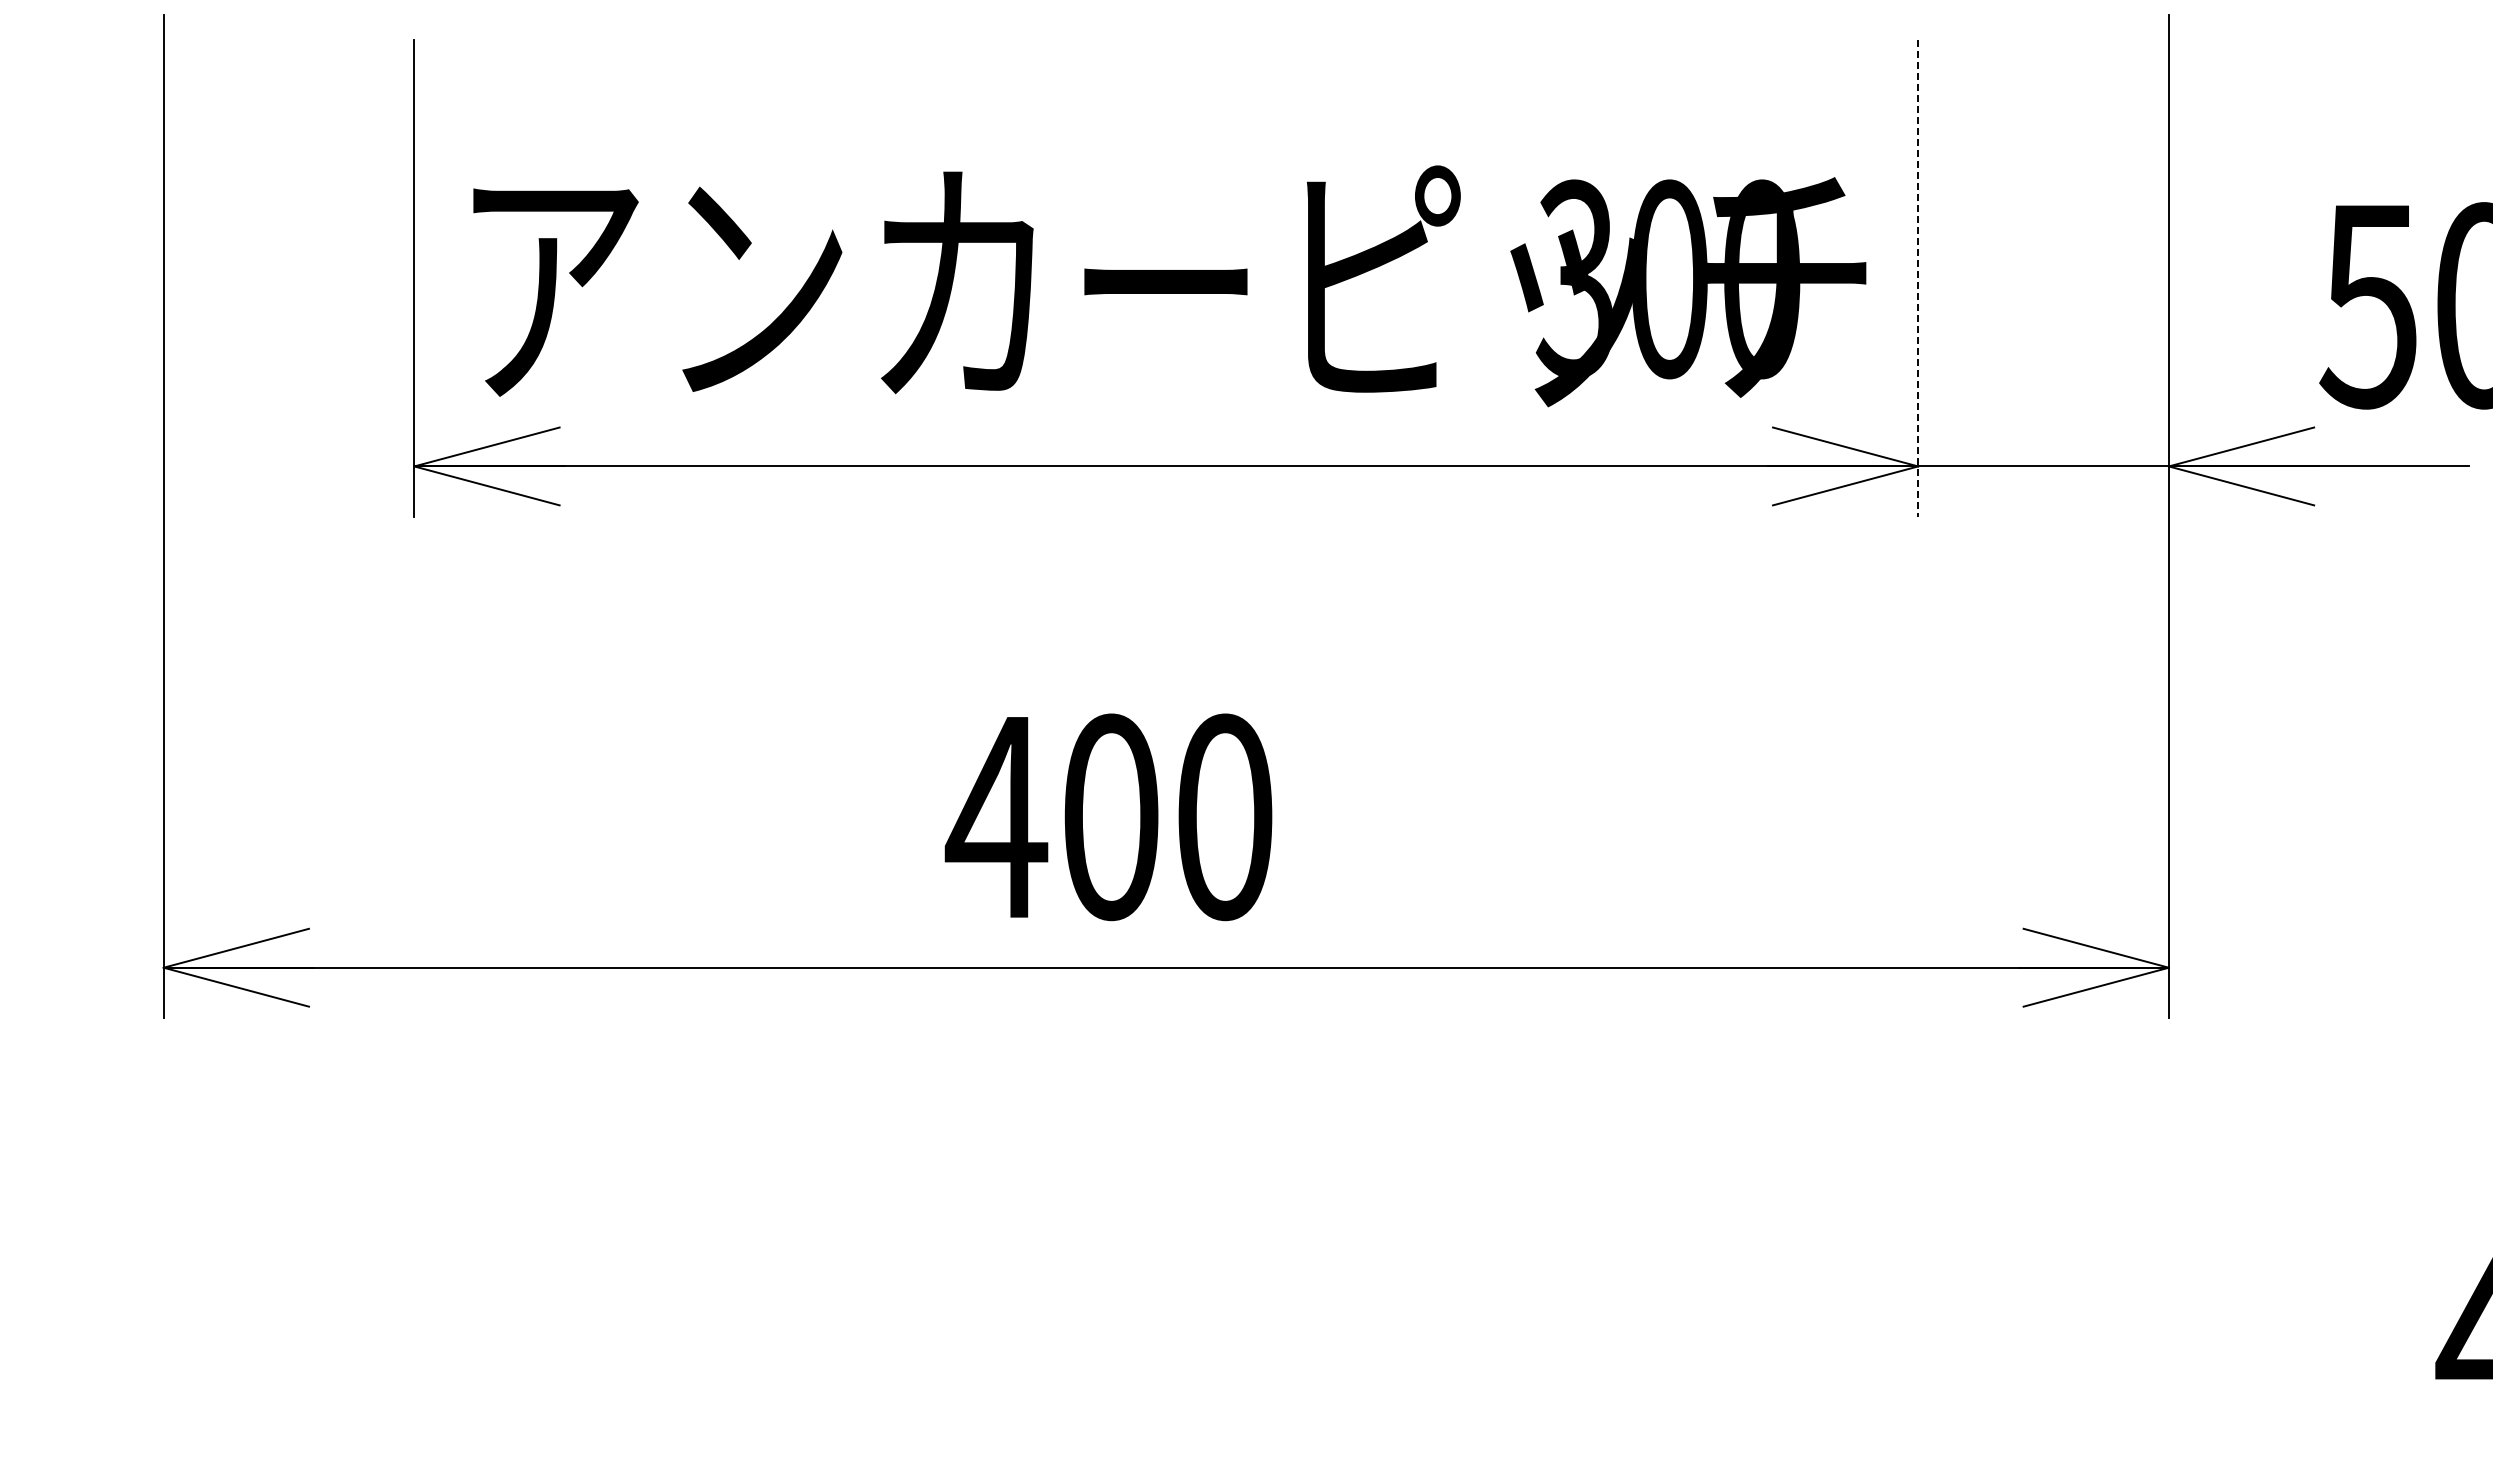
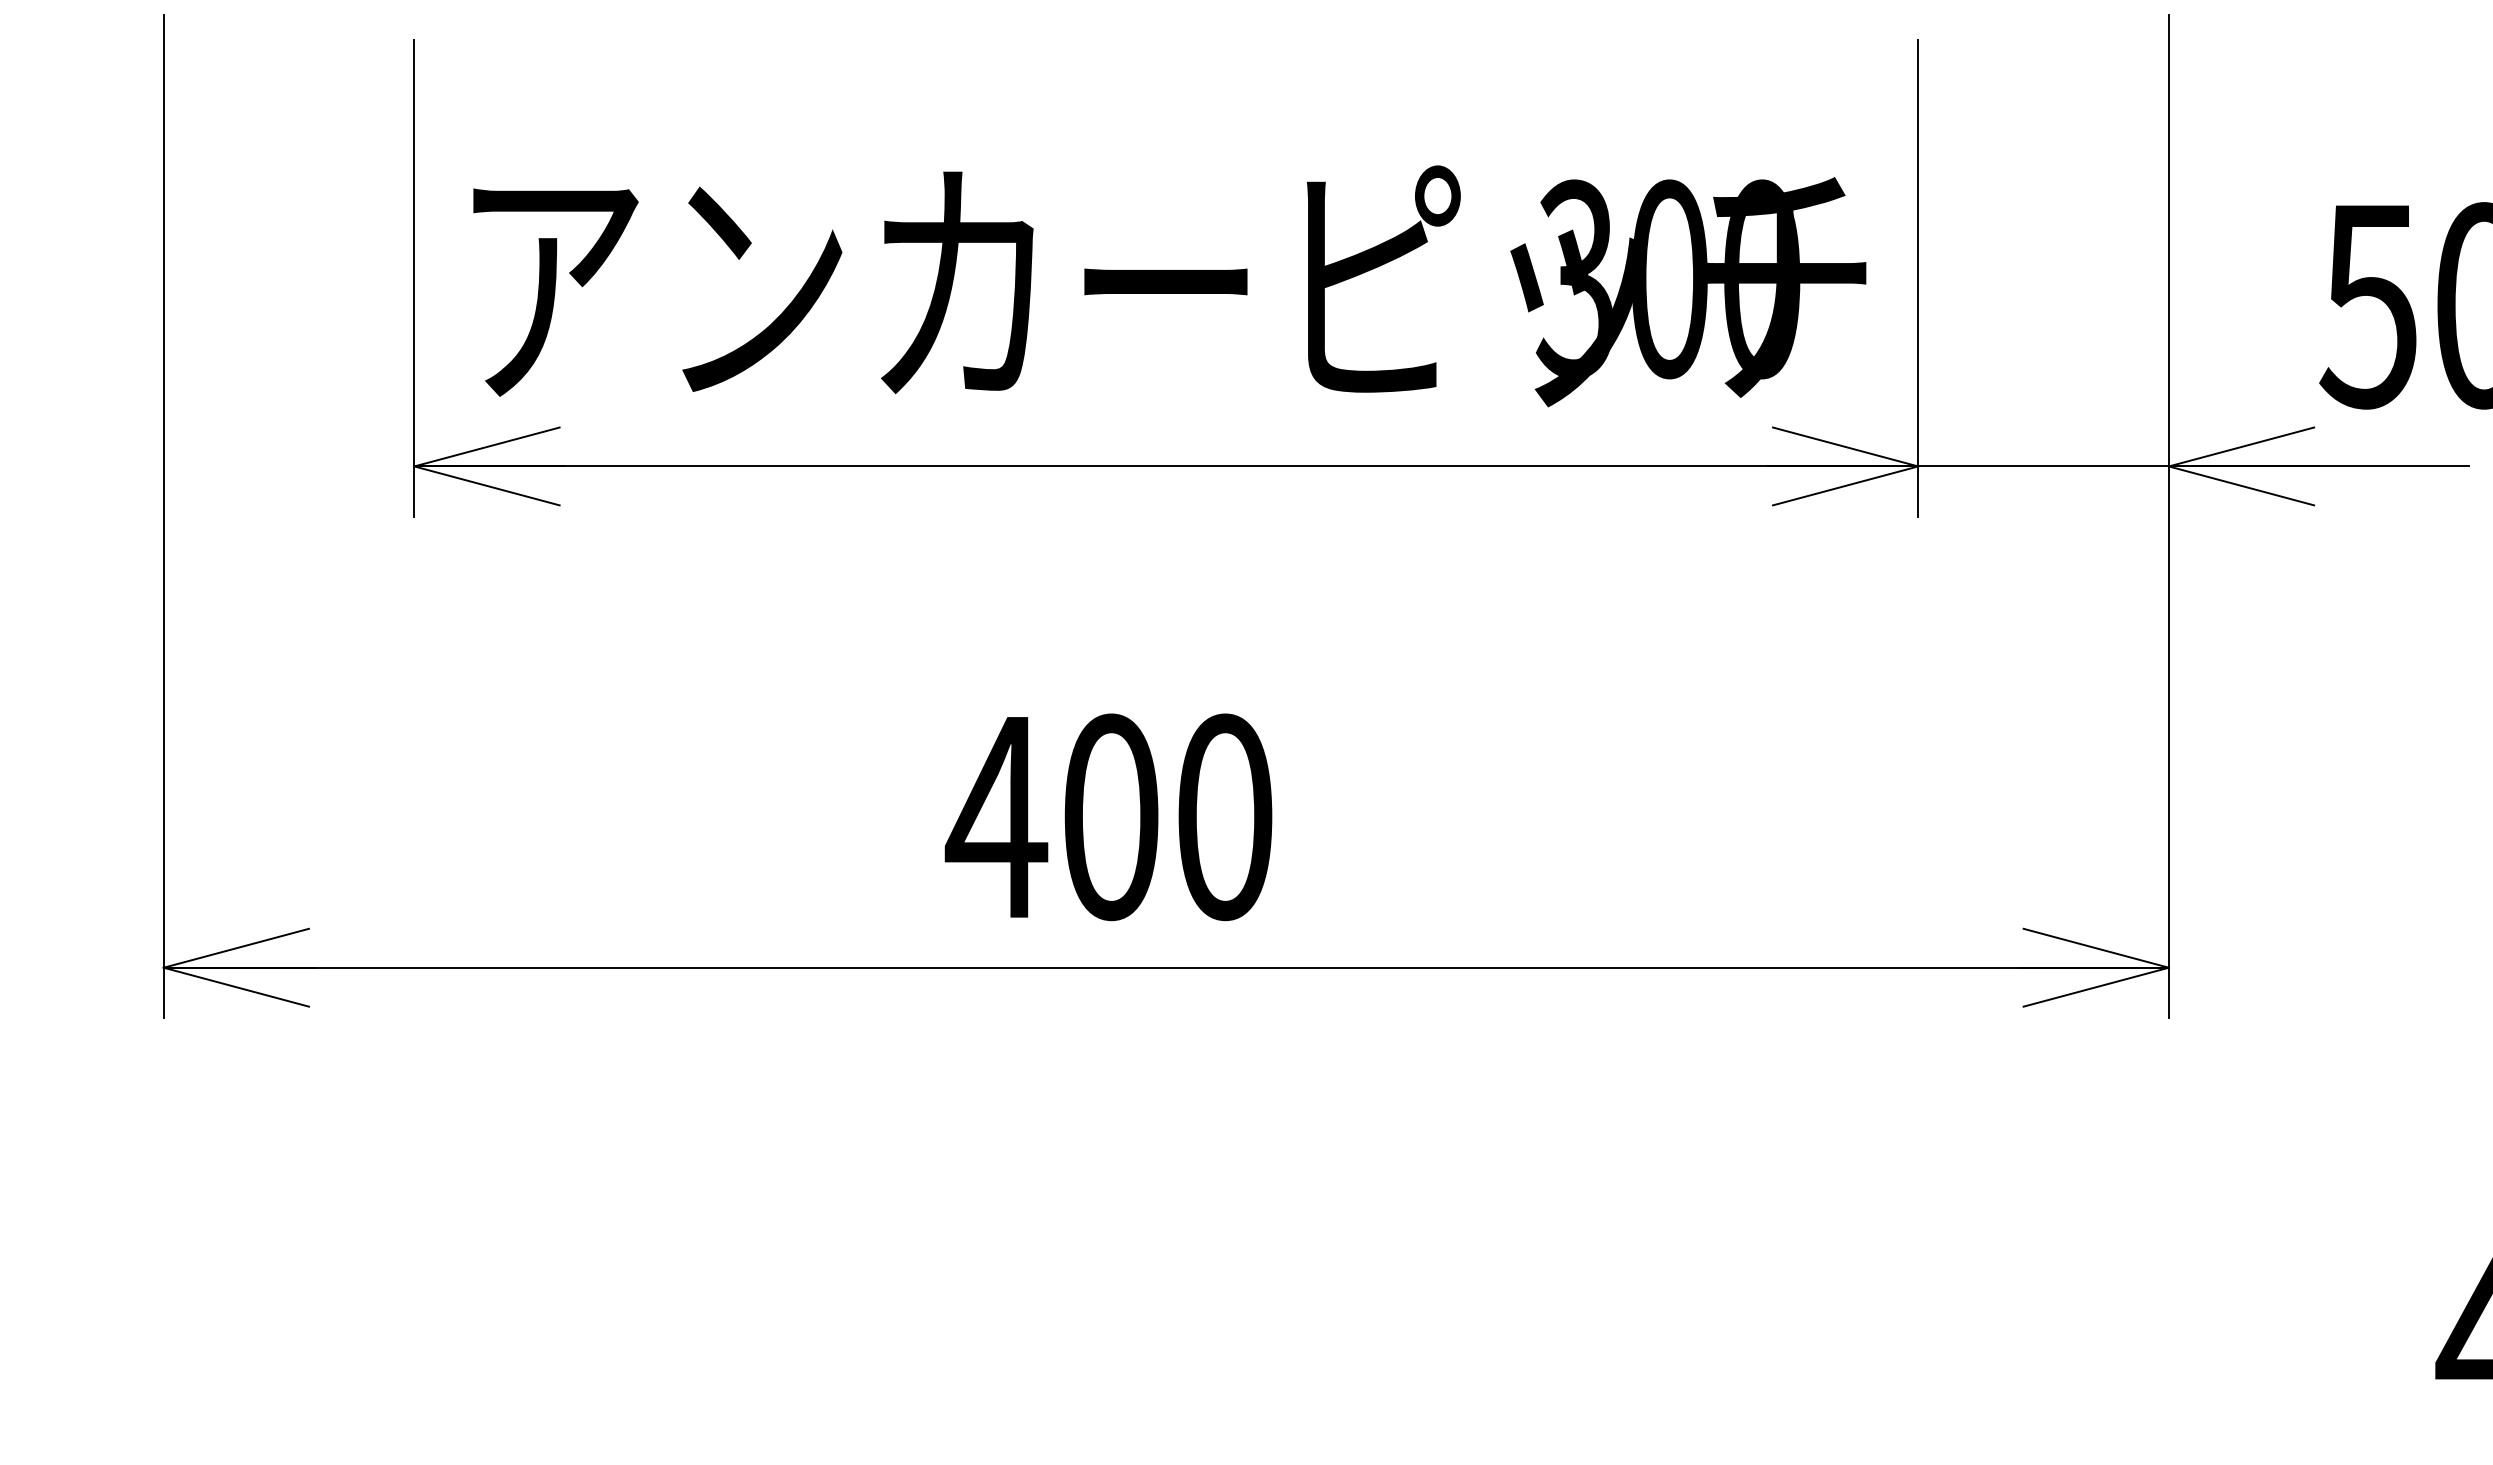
line: dashed -> solid (1918, 278)
